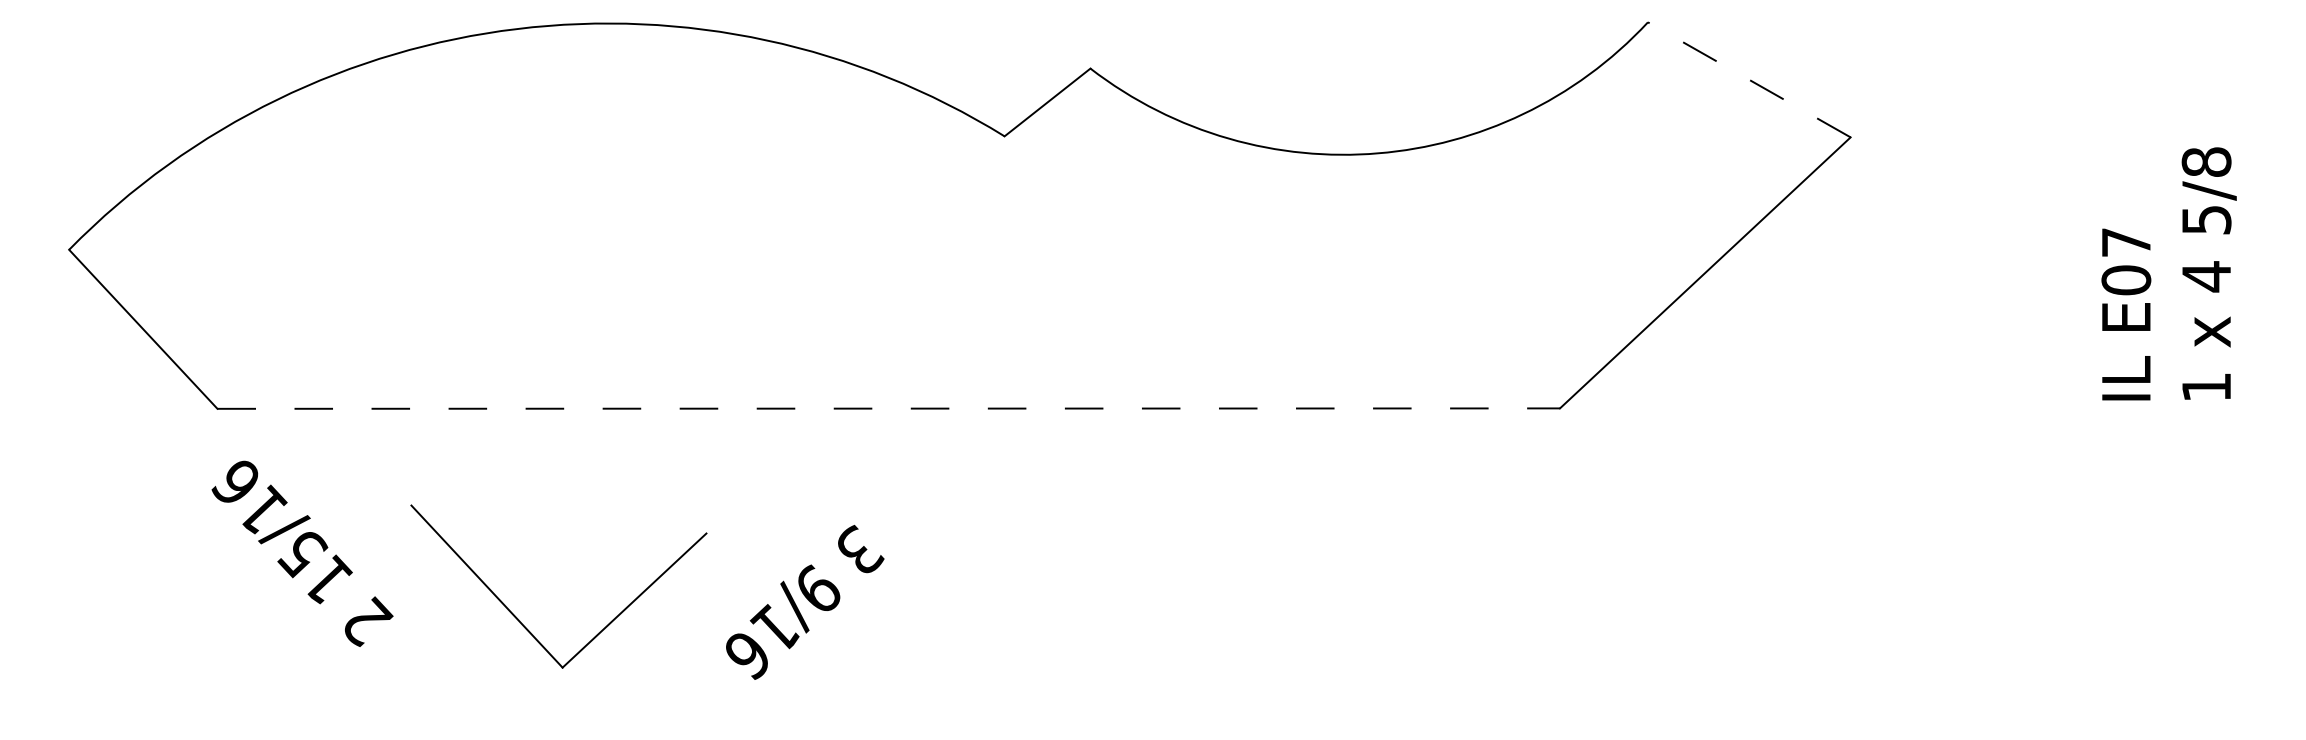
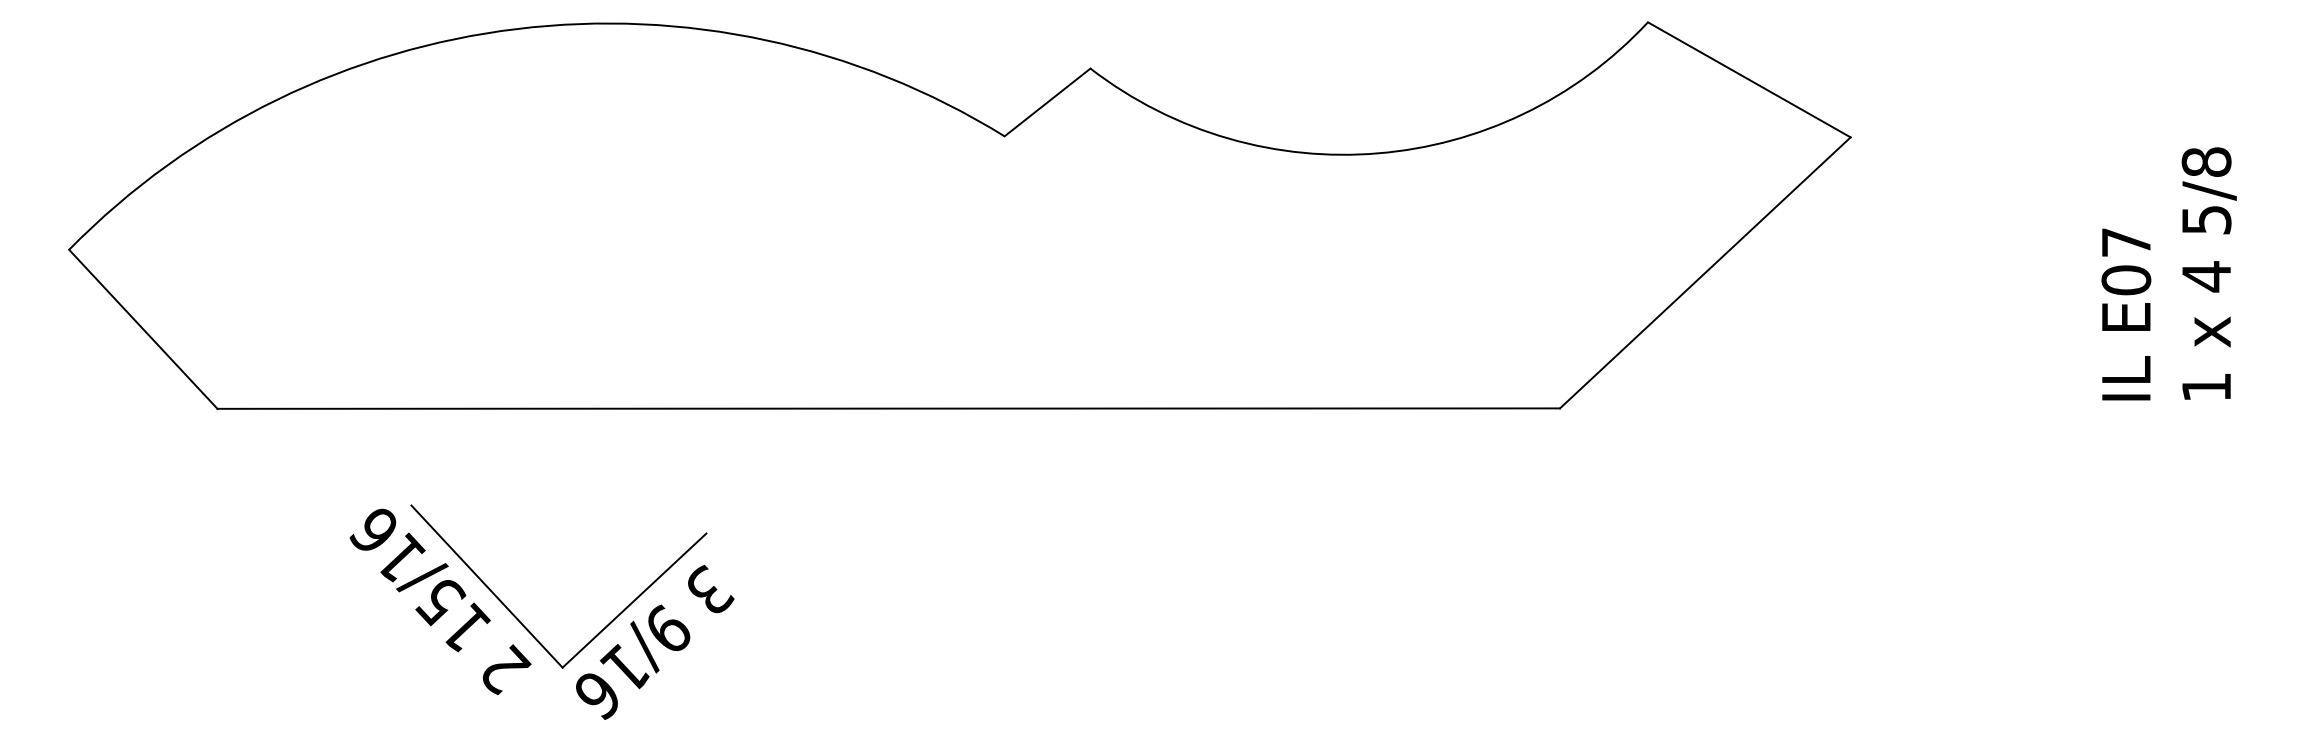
line: dashed -> solid (1749, 79)
line: dashed -> solid (889, 408)
text position: (302, 553) -> (440, 601) (440, 601)
text position: (805, 602) -> (655, 642) (655, 642)
